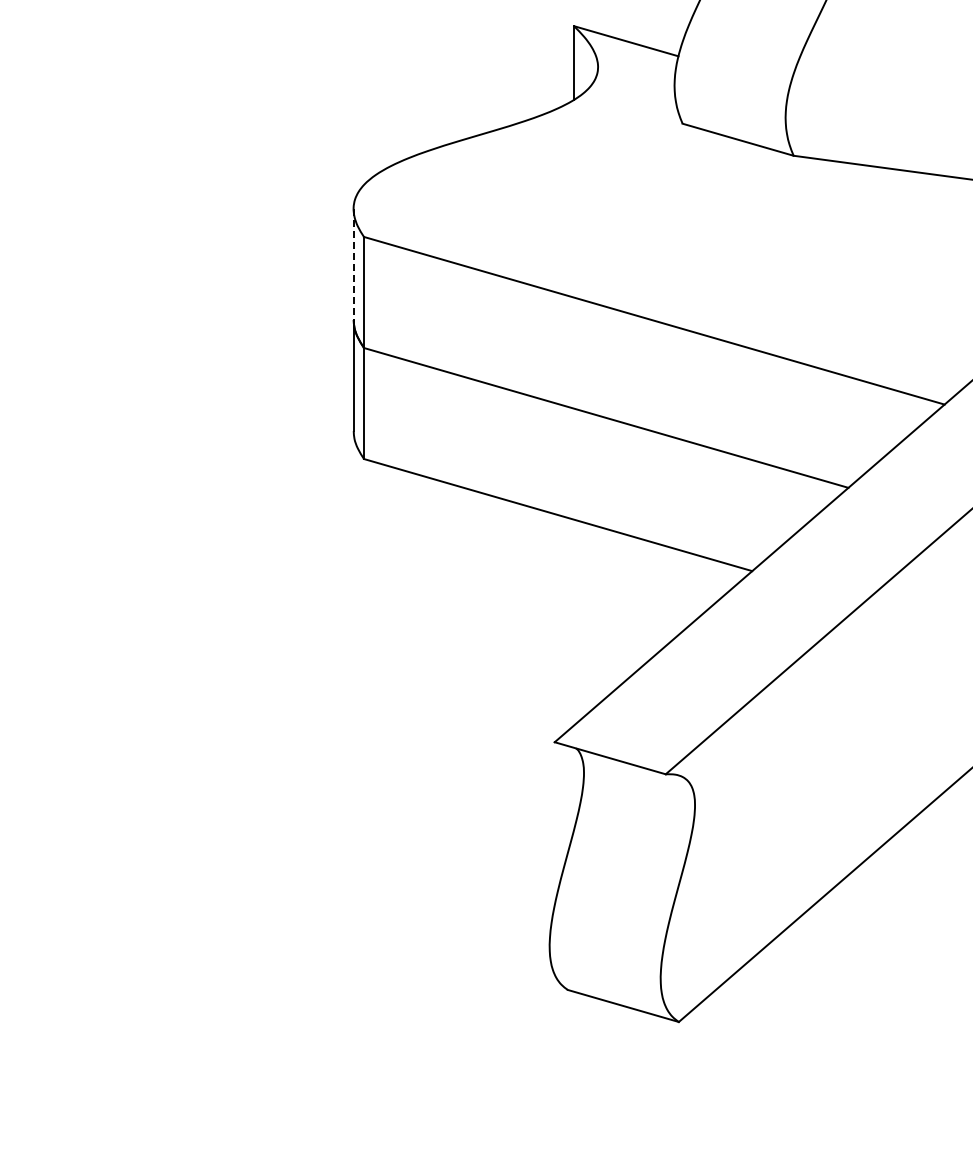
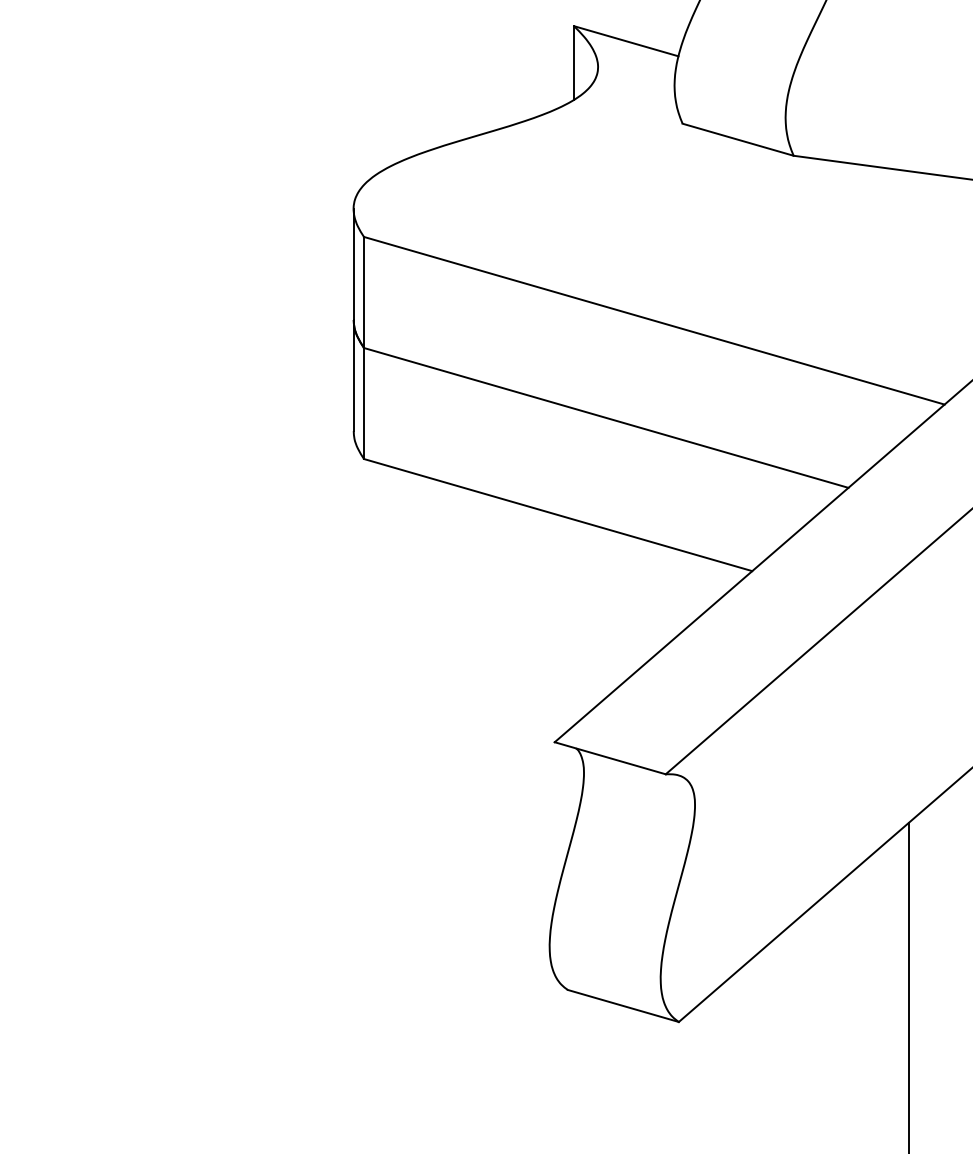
line: dashed -> solid (353, 264)
line: none -> present (909, 986)
